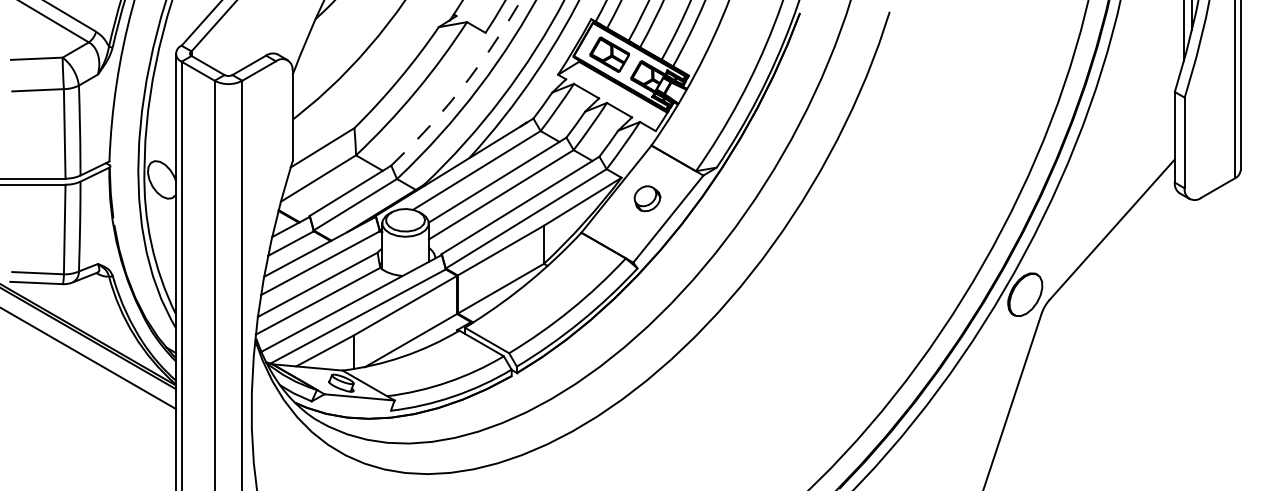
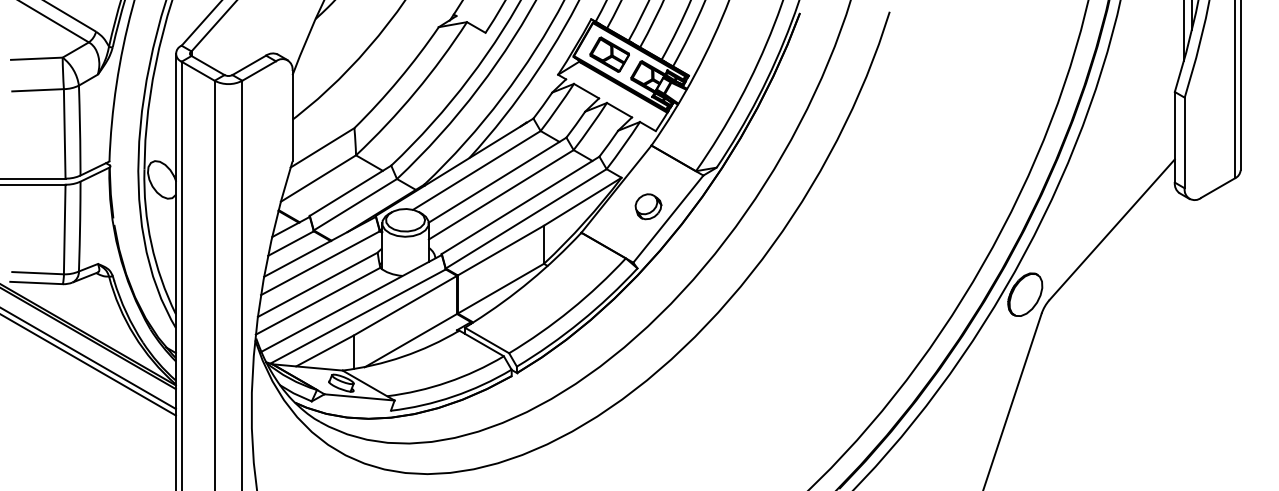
arc: dashed -> solid (462, 86)
part position: (647, 198) -> (648, 206) (648, 206)
line: none -> present (88, 365)
